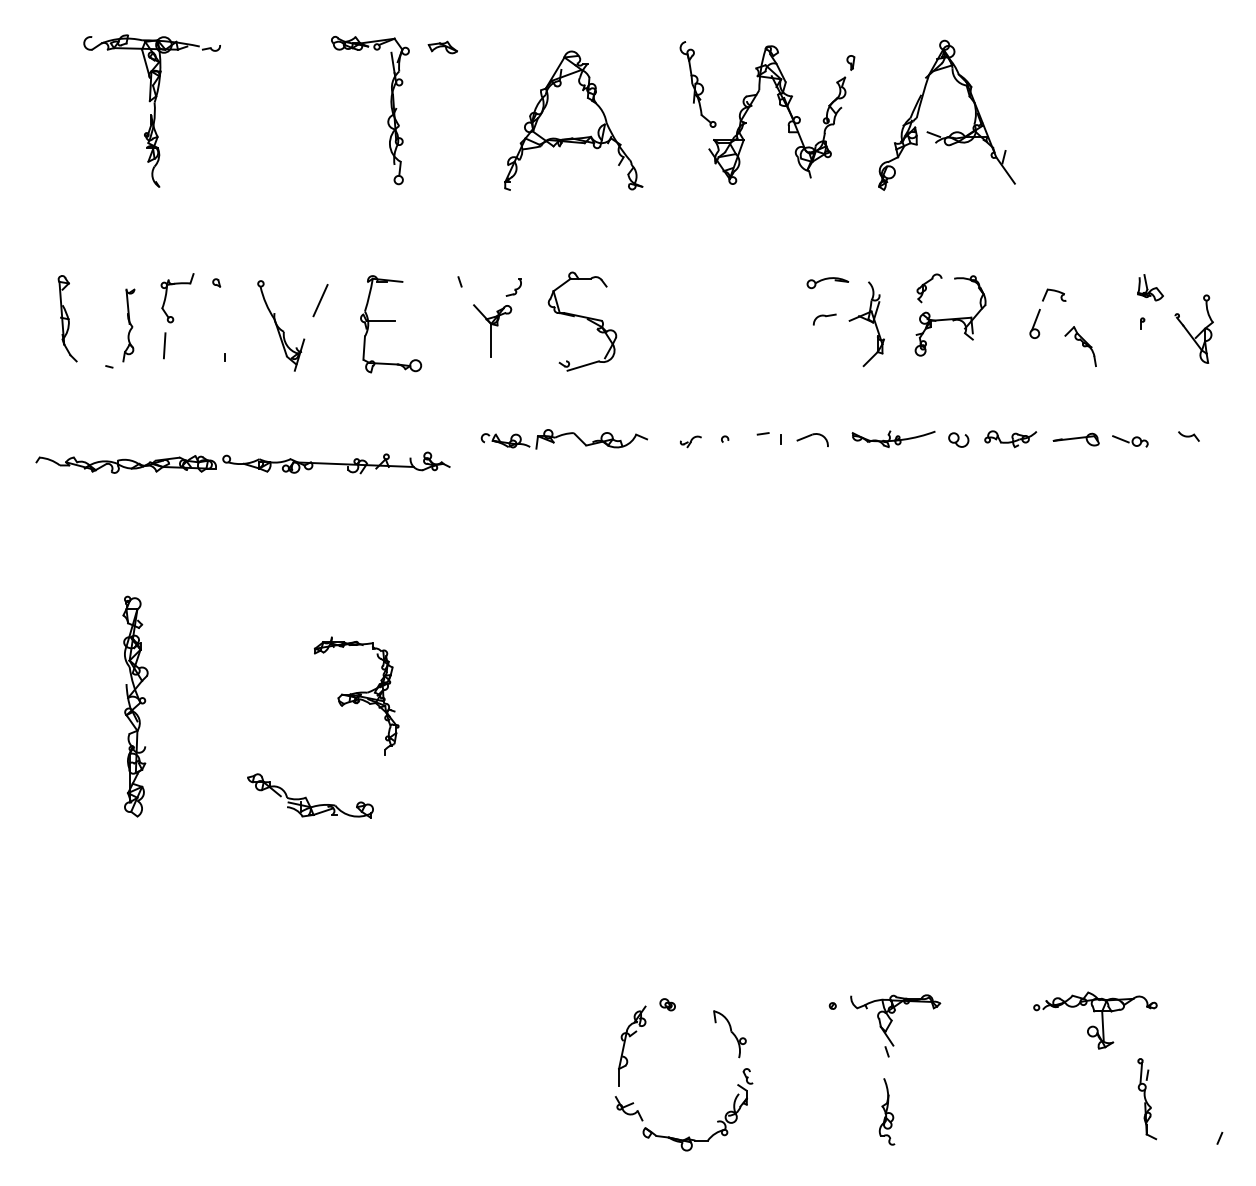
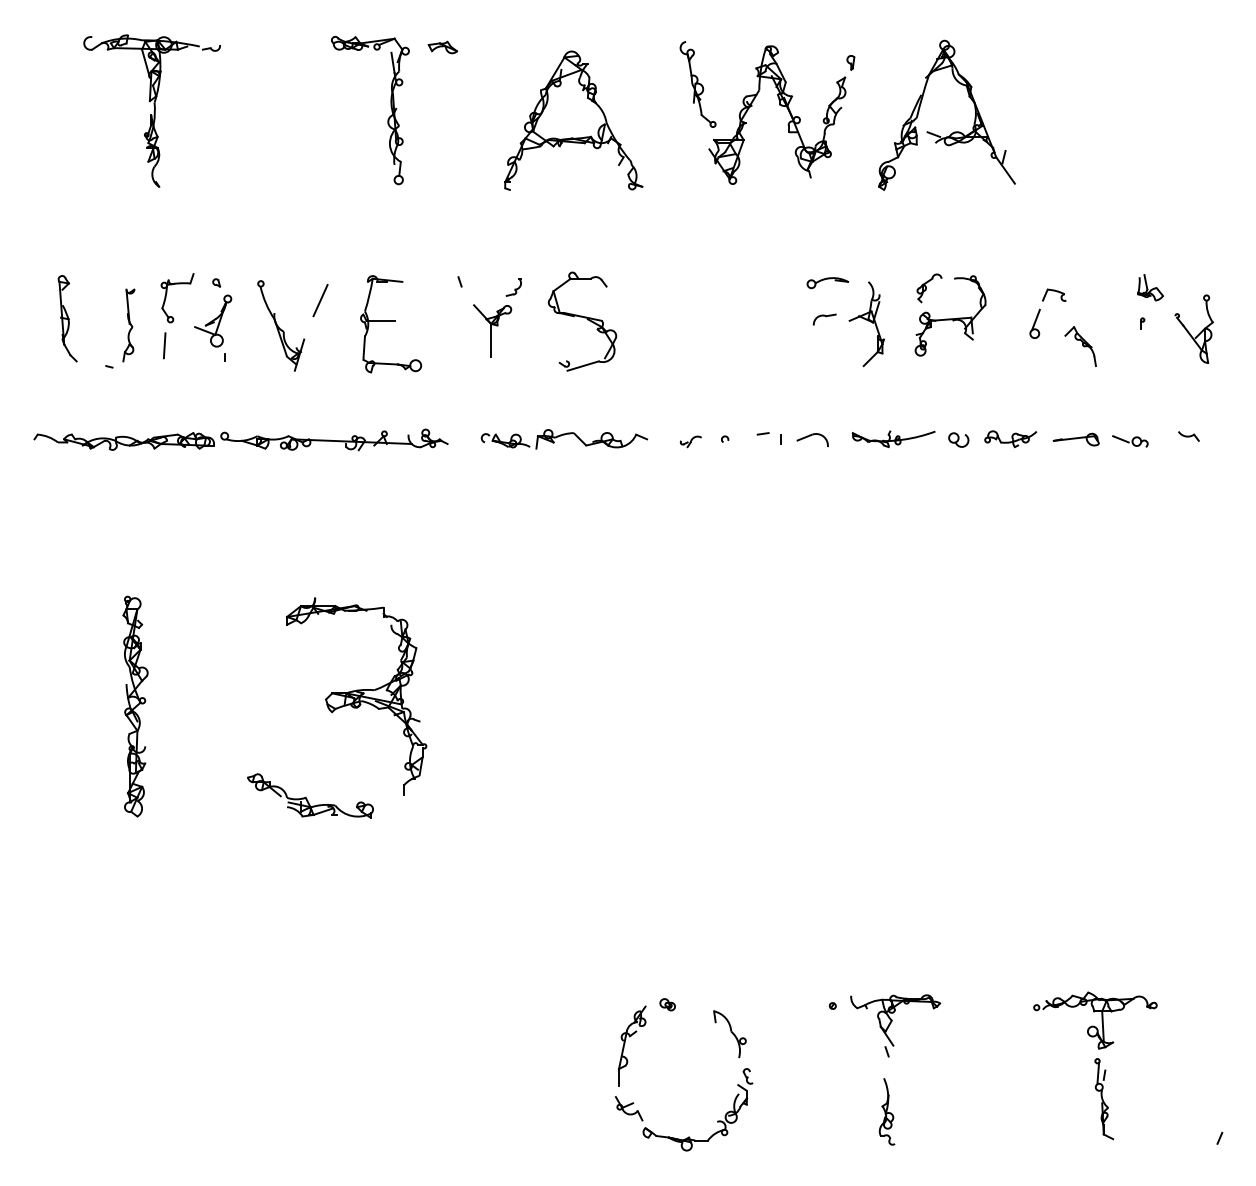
part: none -> present (213, 320)
part position: (242, 462) -> (240, 439) (240, 439)
part size: 87x120 px -> 142x199 px (356, 696)
part position: (1147, 1099) -> (1104, 1099) (1104, 1099)
